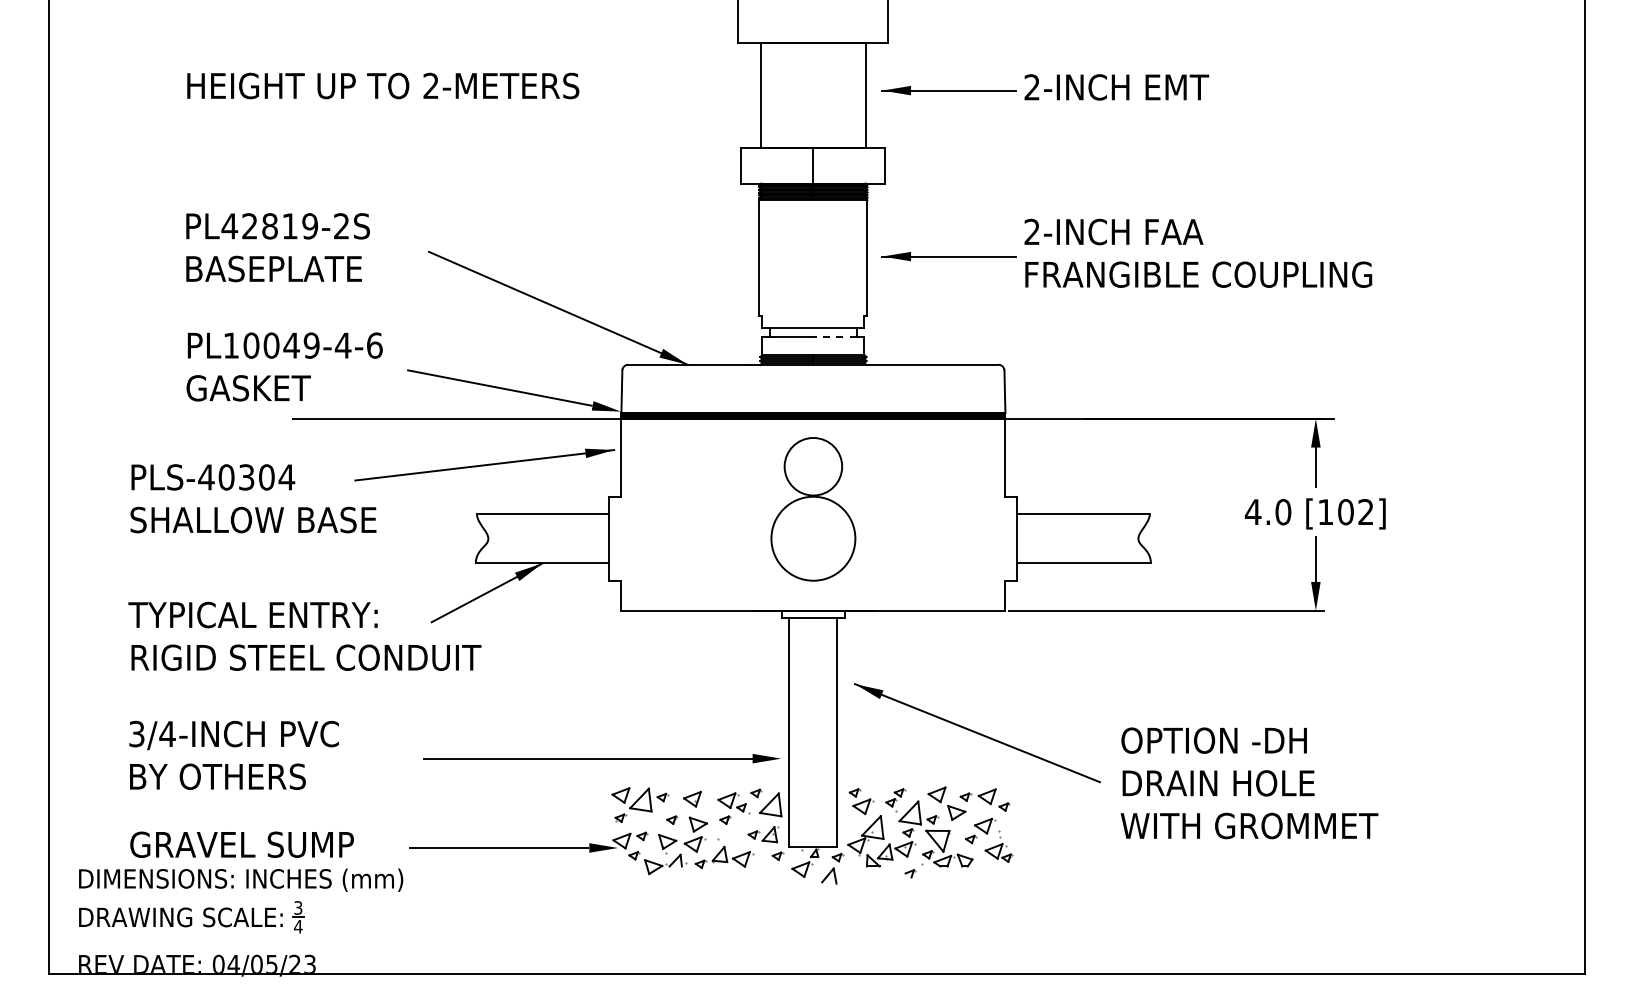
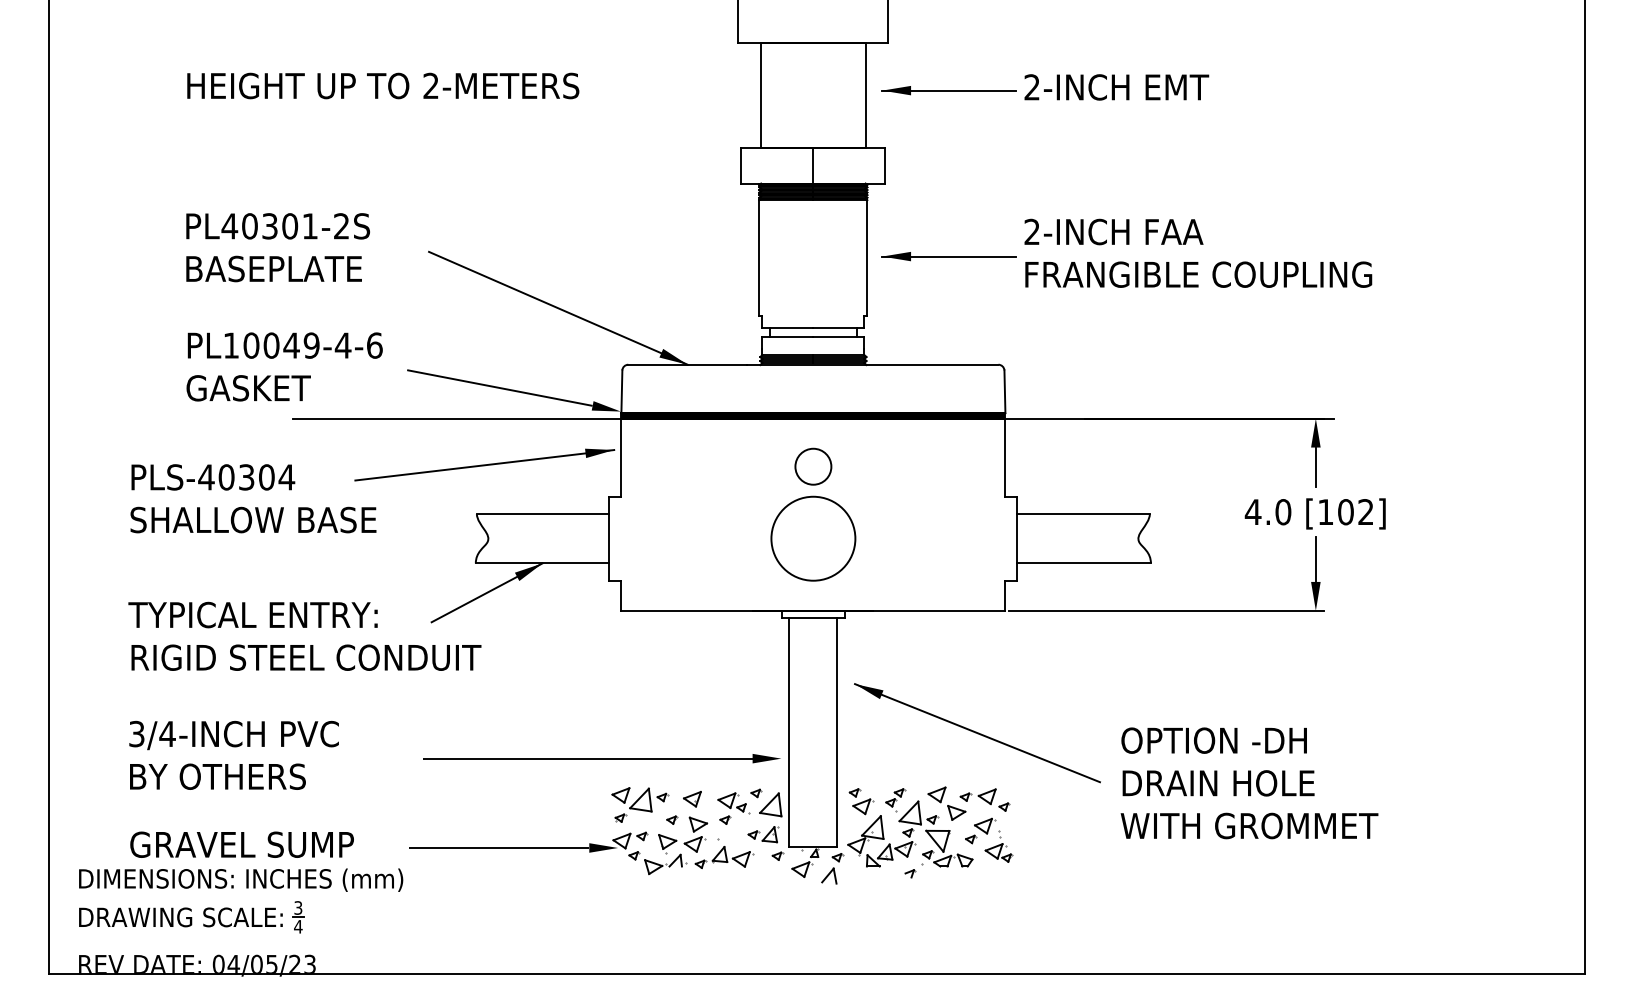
text: PL42819-2S -> PL40301-2S (280, 226)
line: dashed -> solid (835, 336)
circle diameter: 58 px -> 36 px (813, 466)
